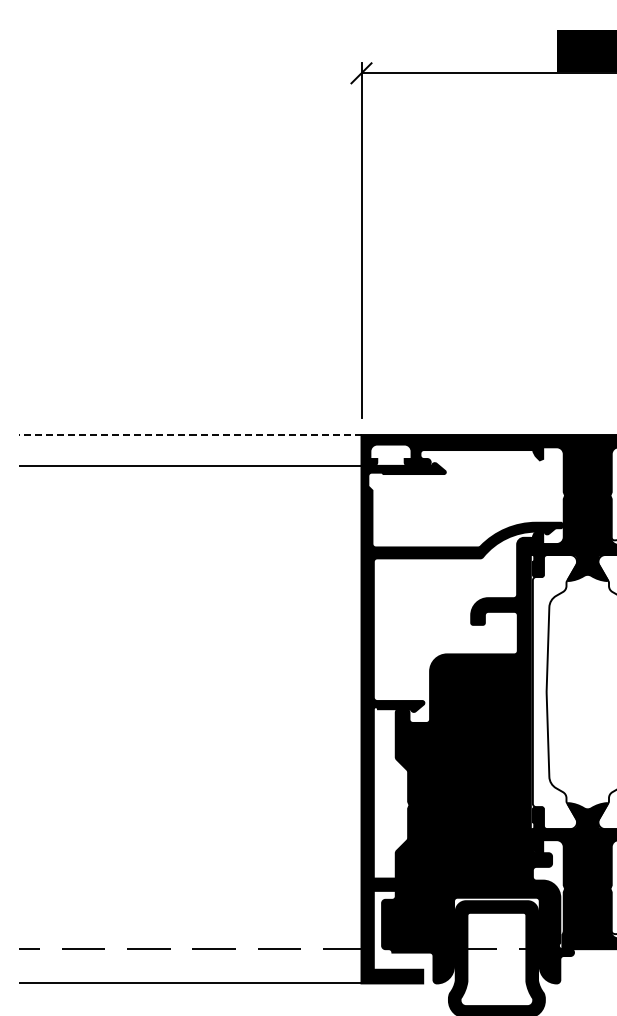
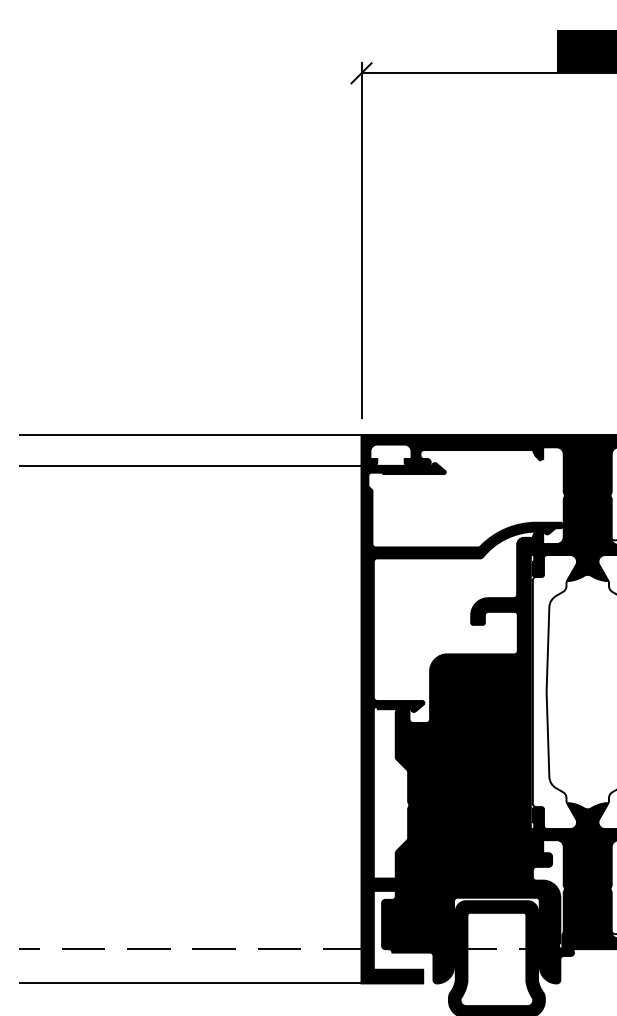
line: dashed -> solid (189, 434)
